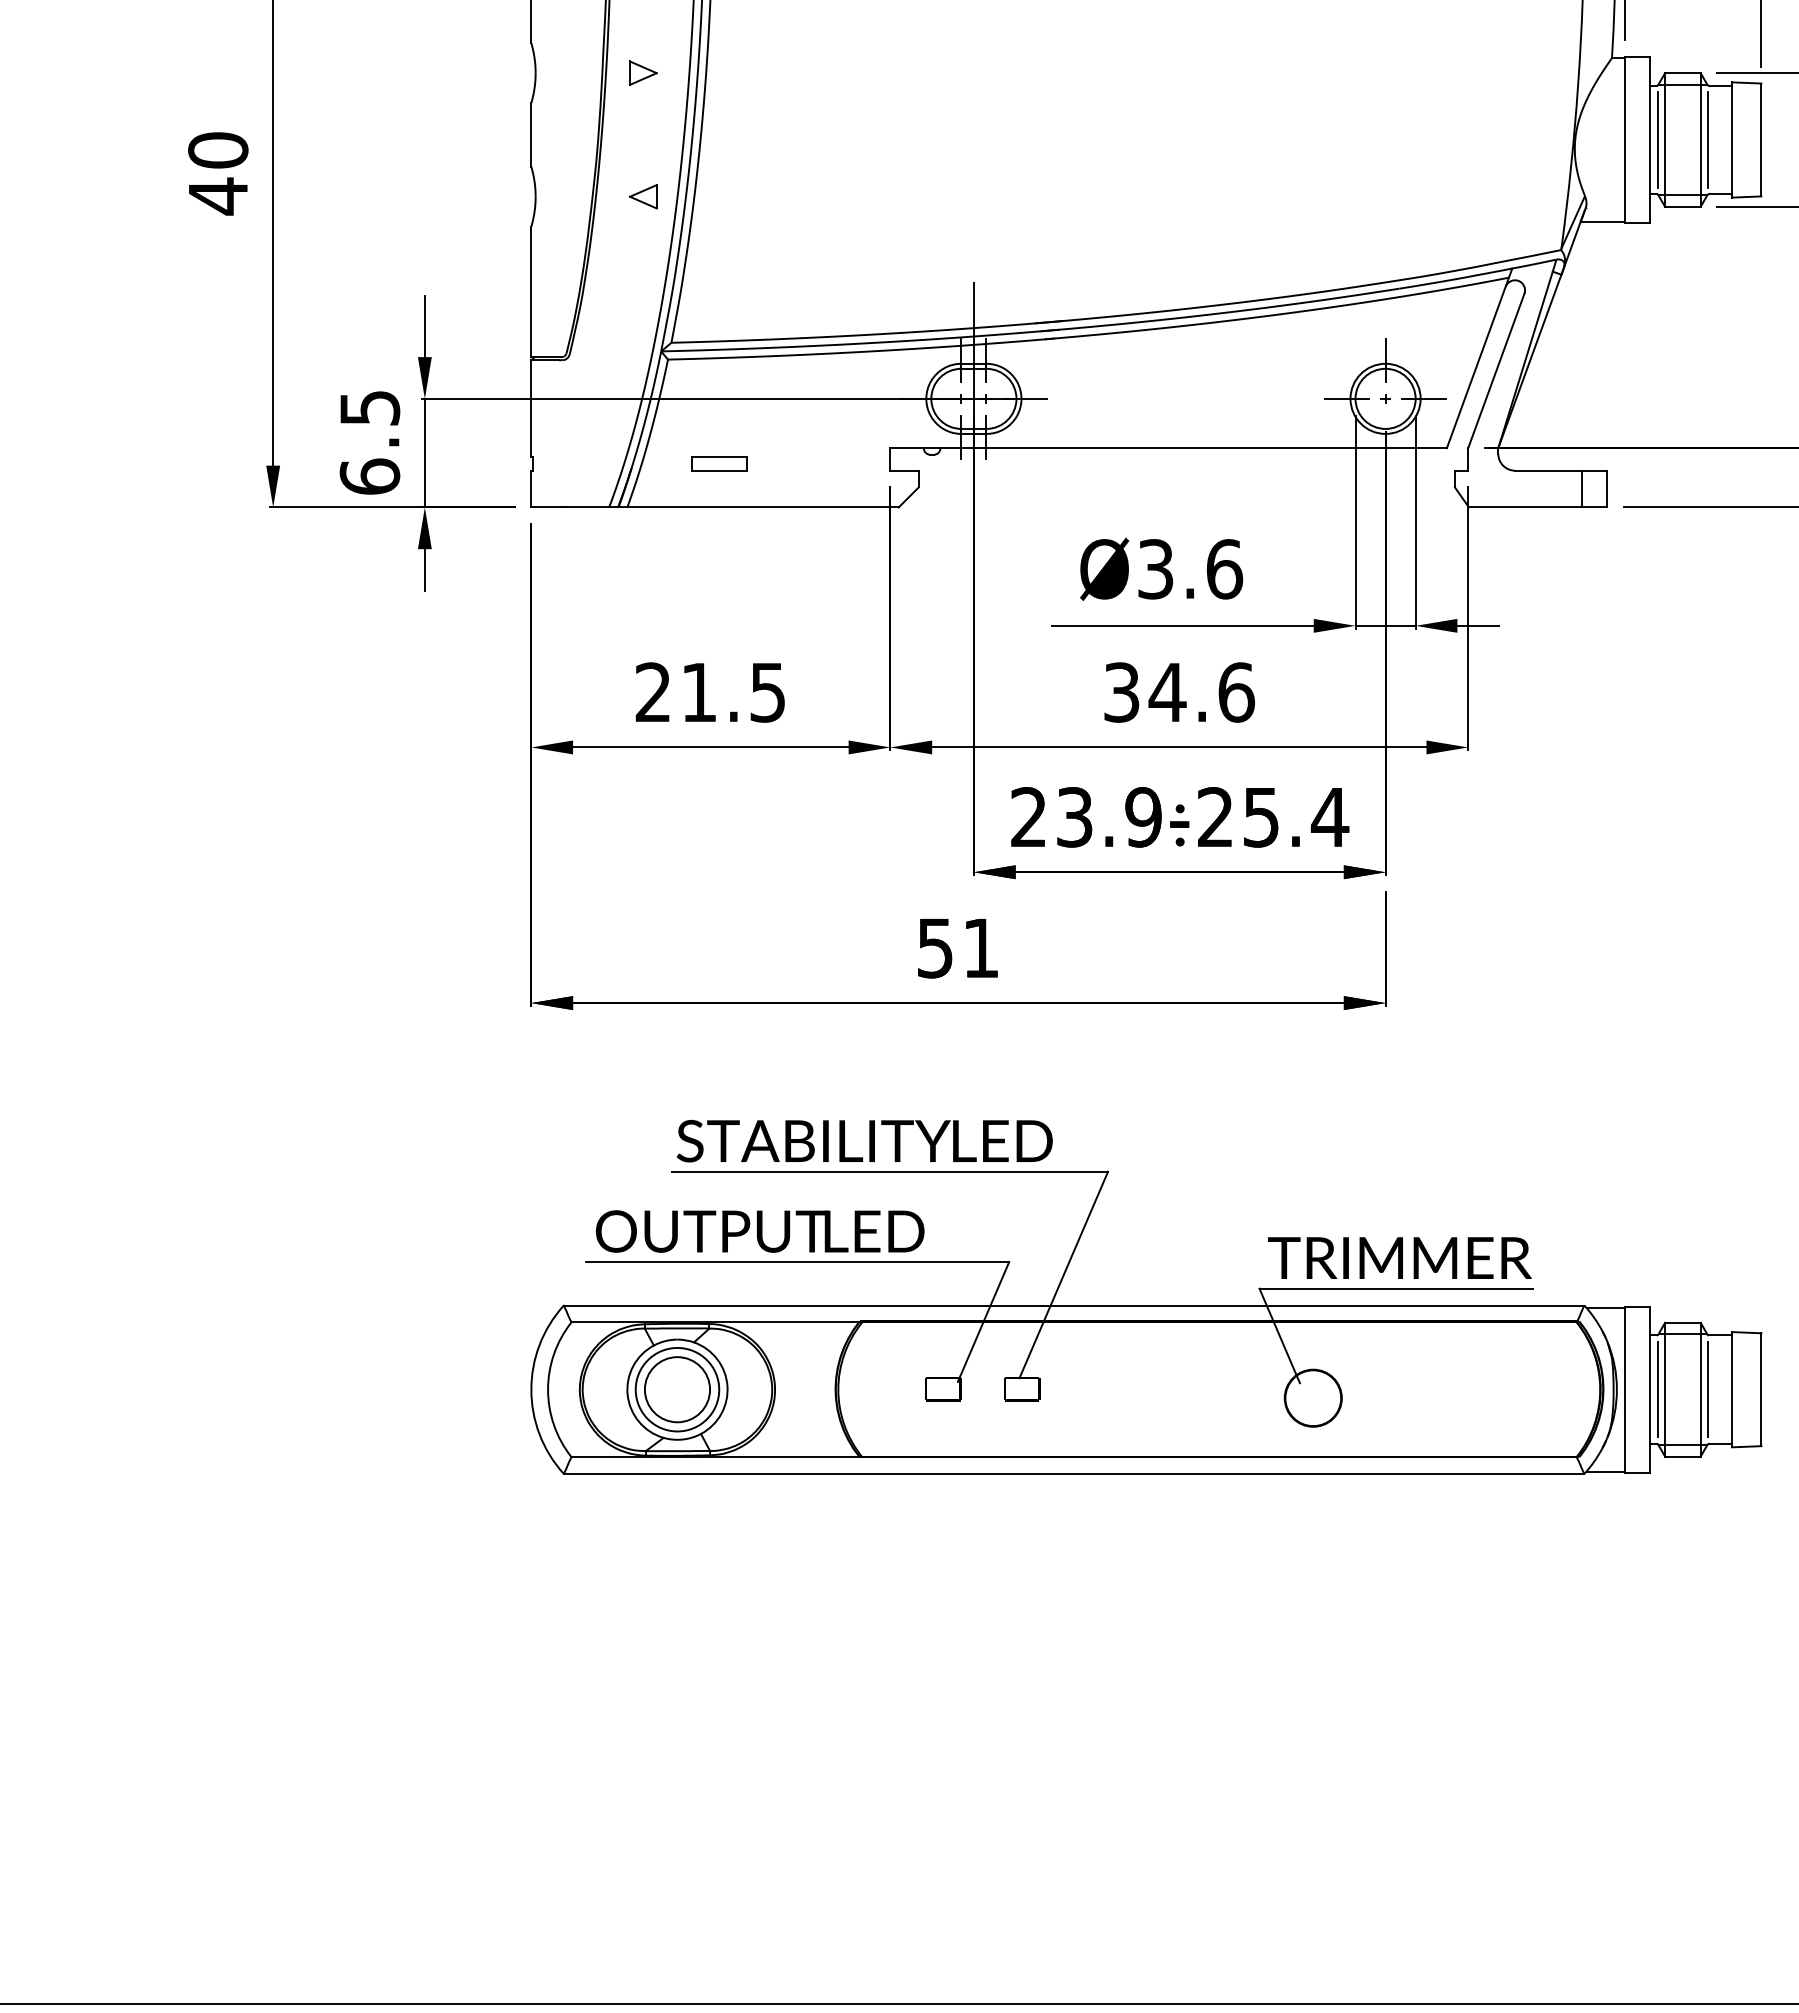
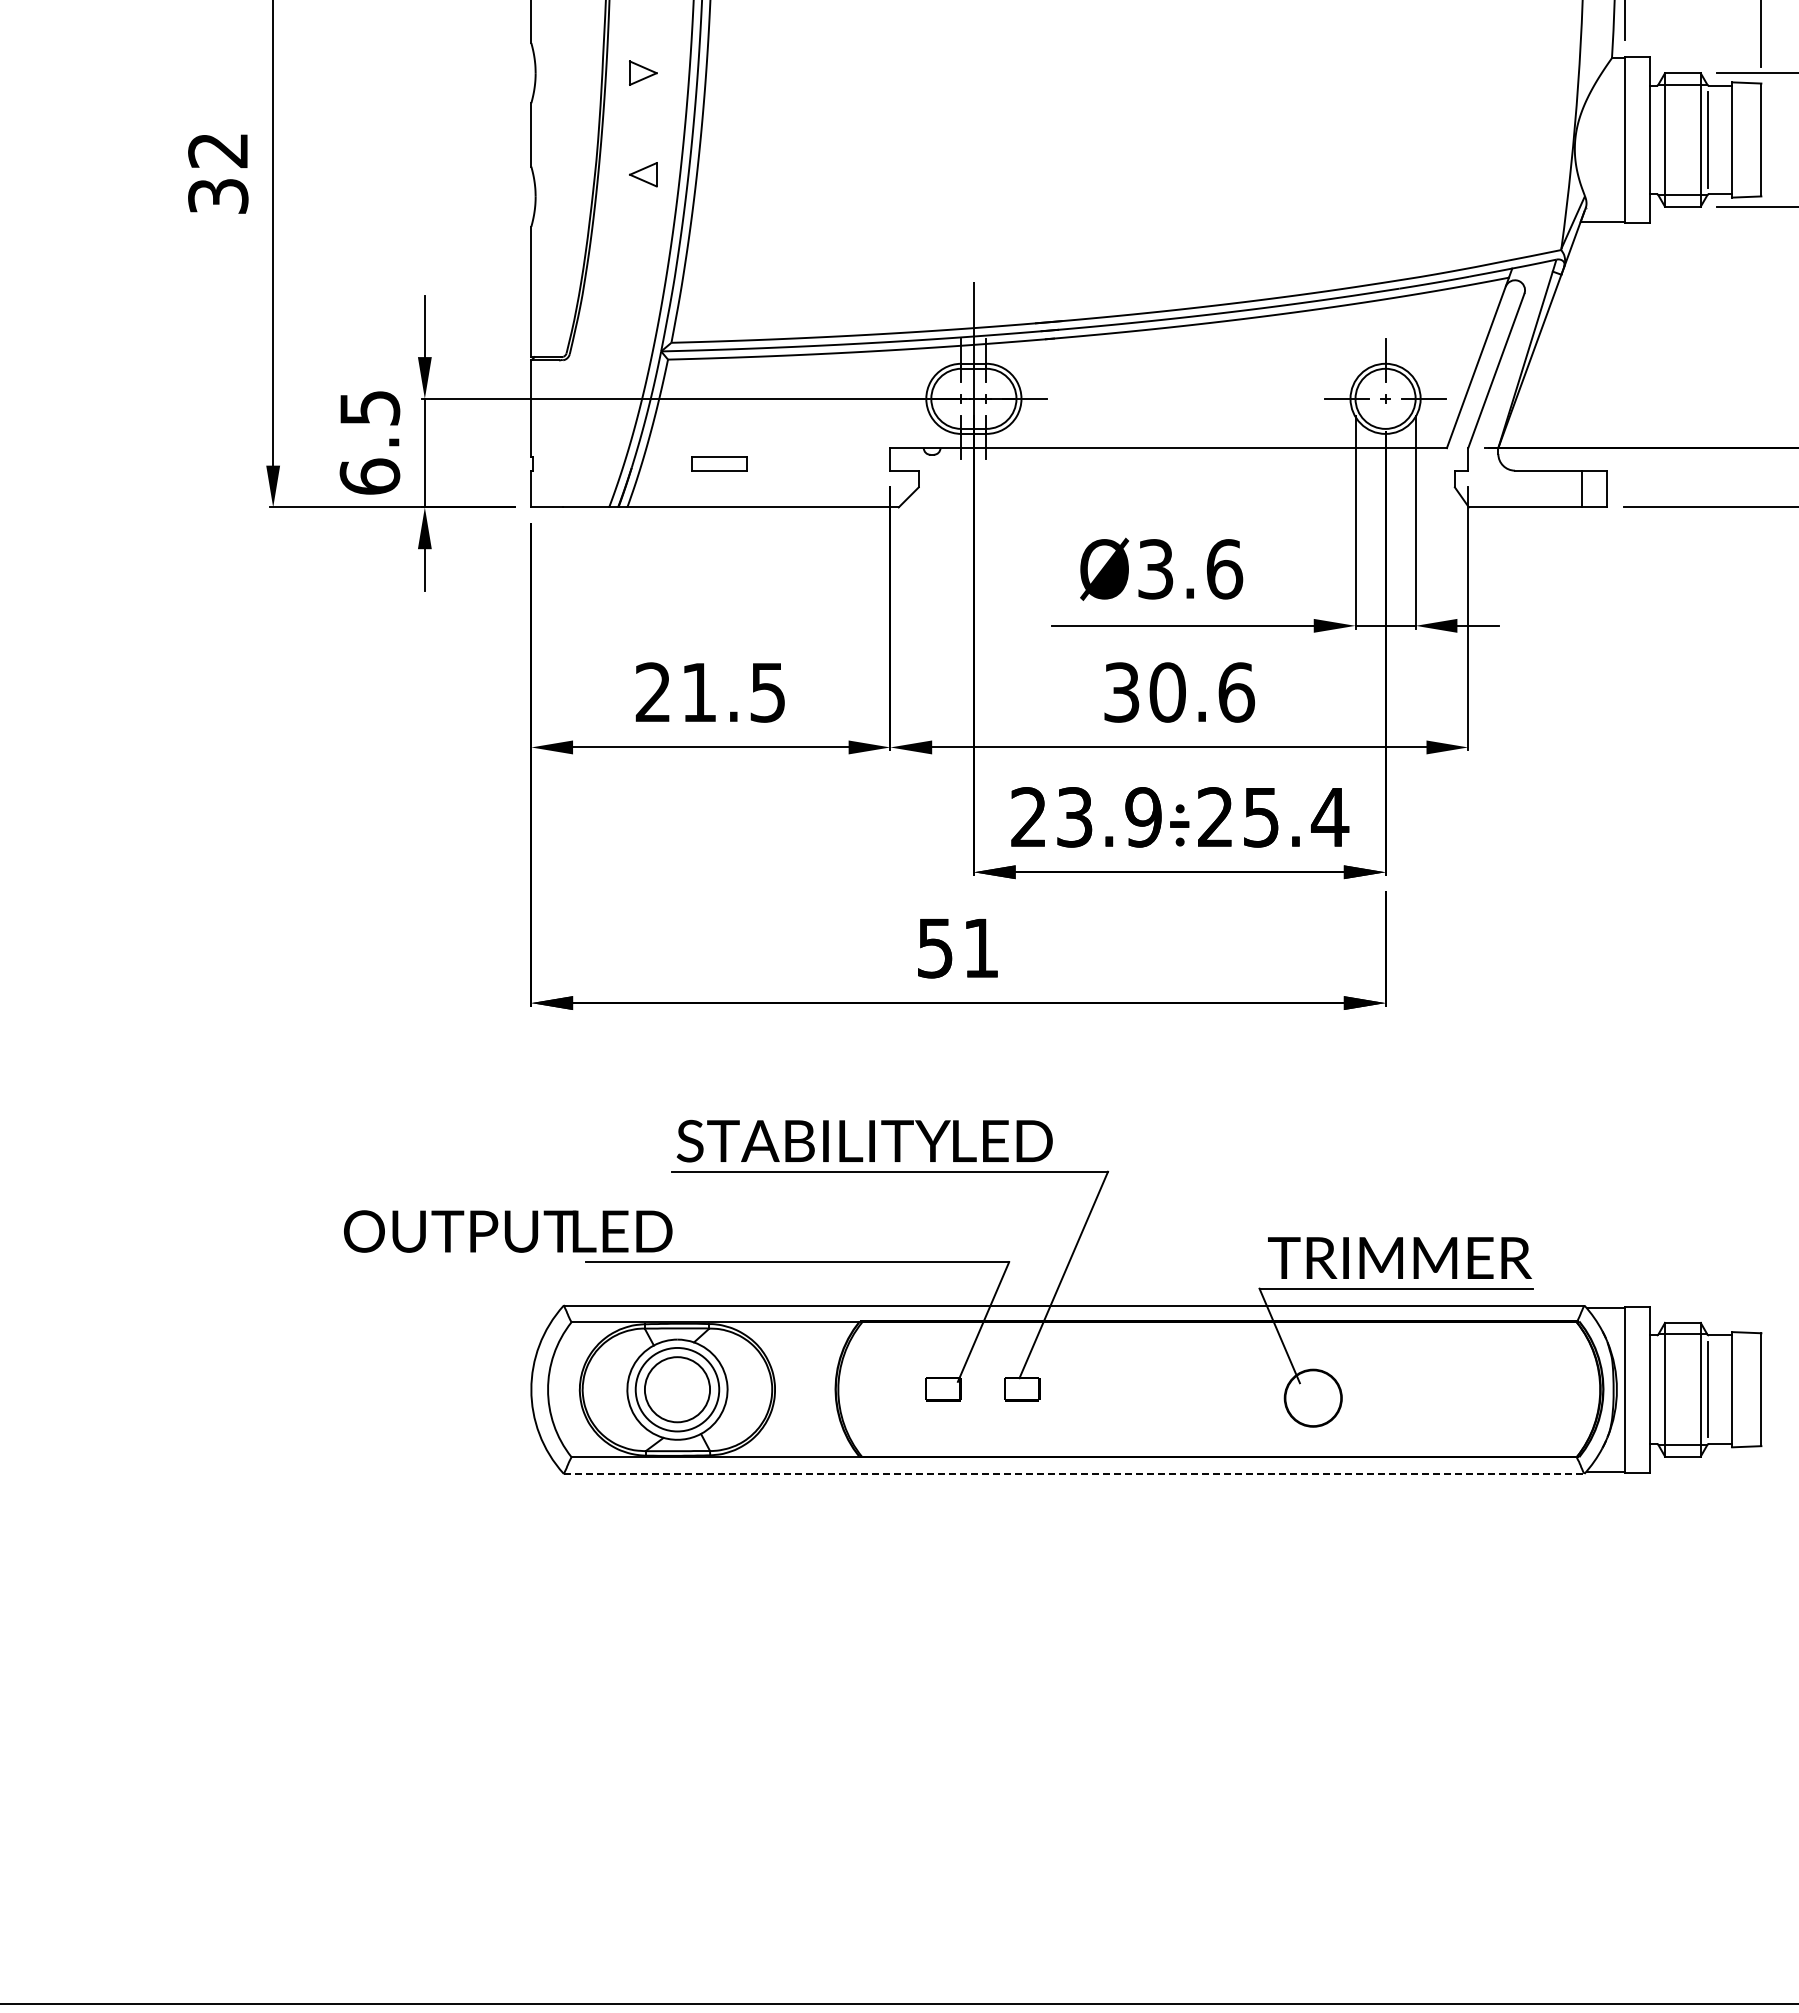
line: present -> none (1657, 139)
text: 40 -> 32 (218, 173)
part position: (643, 196) -> (643, 174) (643, 174)
text: 34.6 -> 30.6 (1167, 692)
text position: (760, 1231) -> (508, 1231) (508, 1231)
line: present -> none (1657, 1389)
line: solid -> dashed (1074, 1473)
